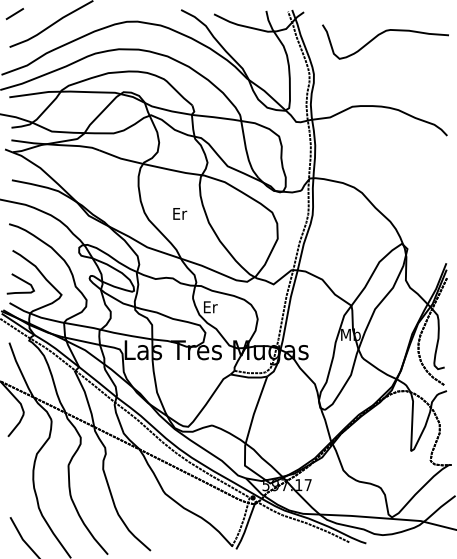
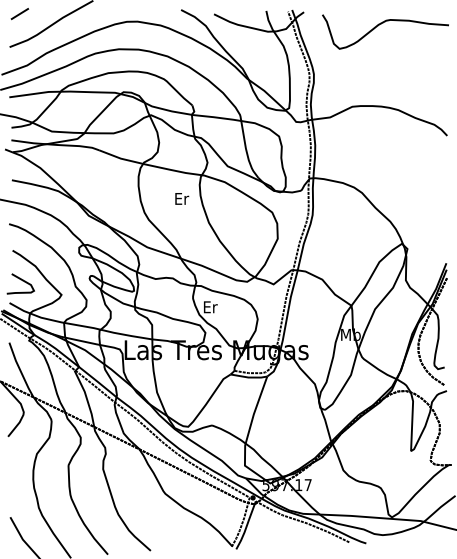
line position: (14, 14) -> (19, 14) (19, 14)
curve position: (381, 34) -> (381, 24) (381, 24)
text position: (180, 213) -> (182, 198) (182, 198)
